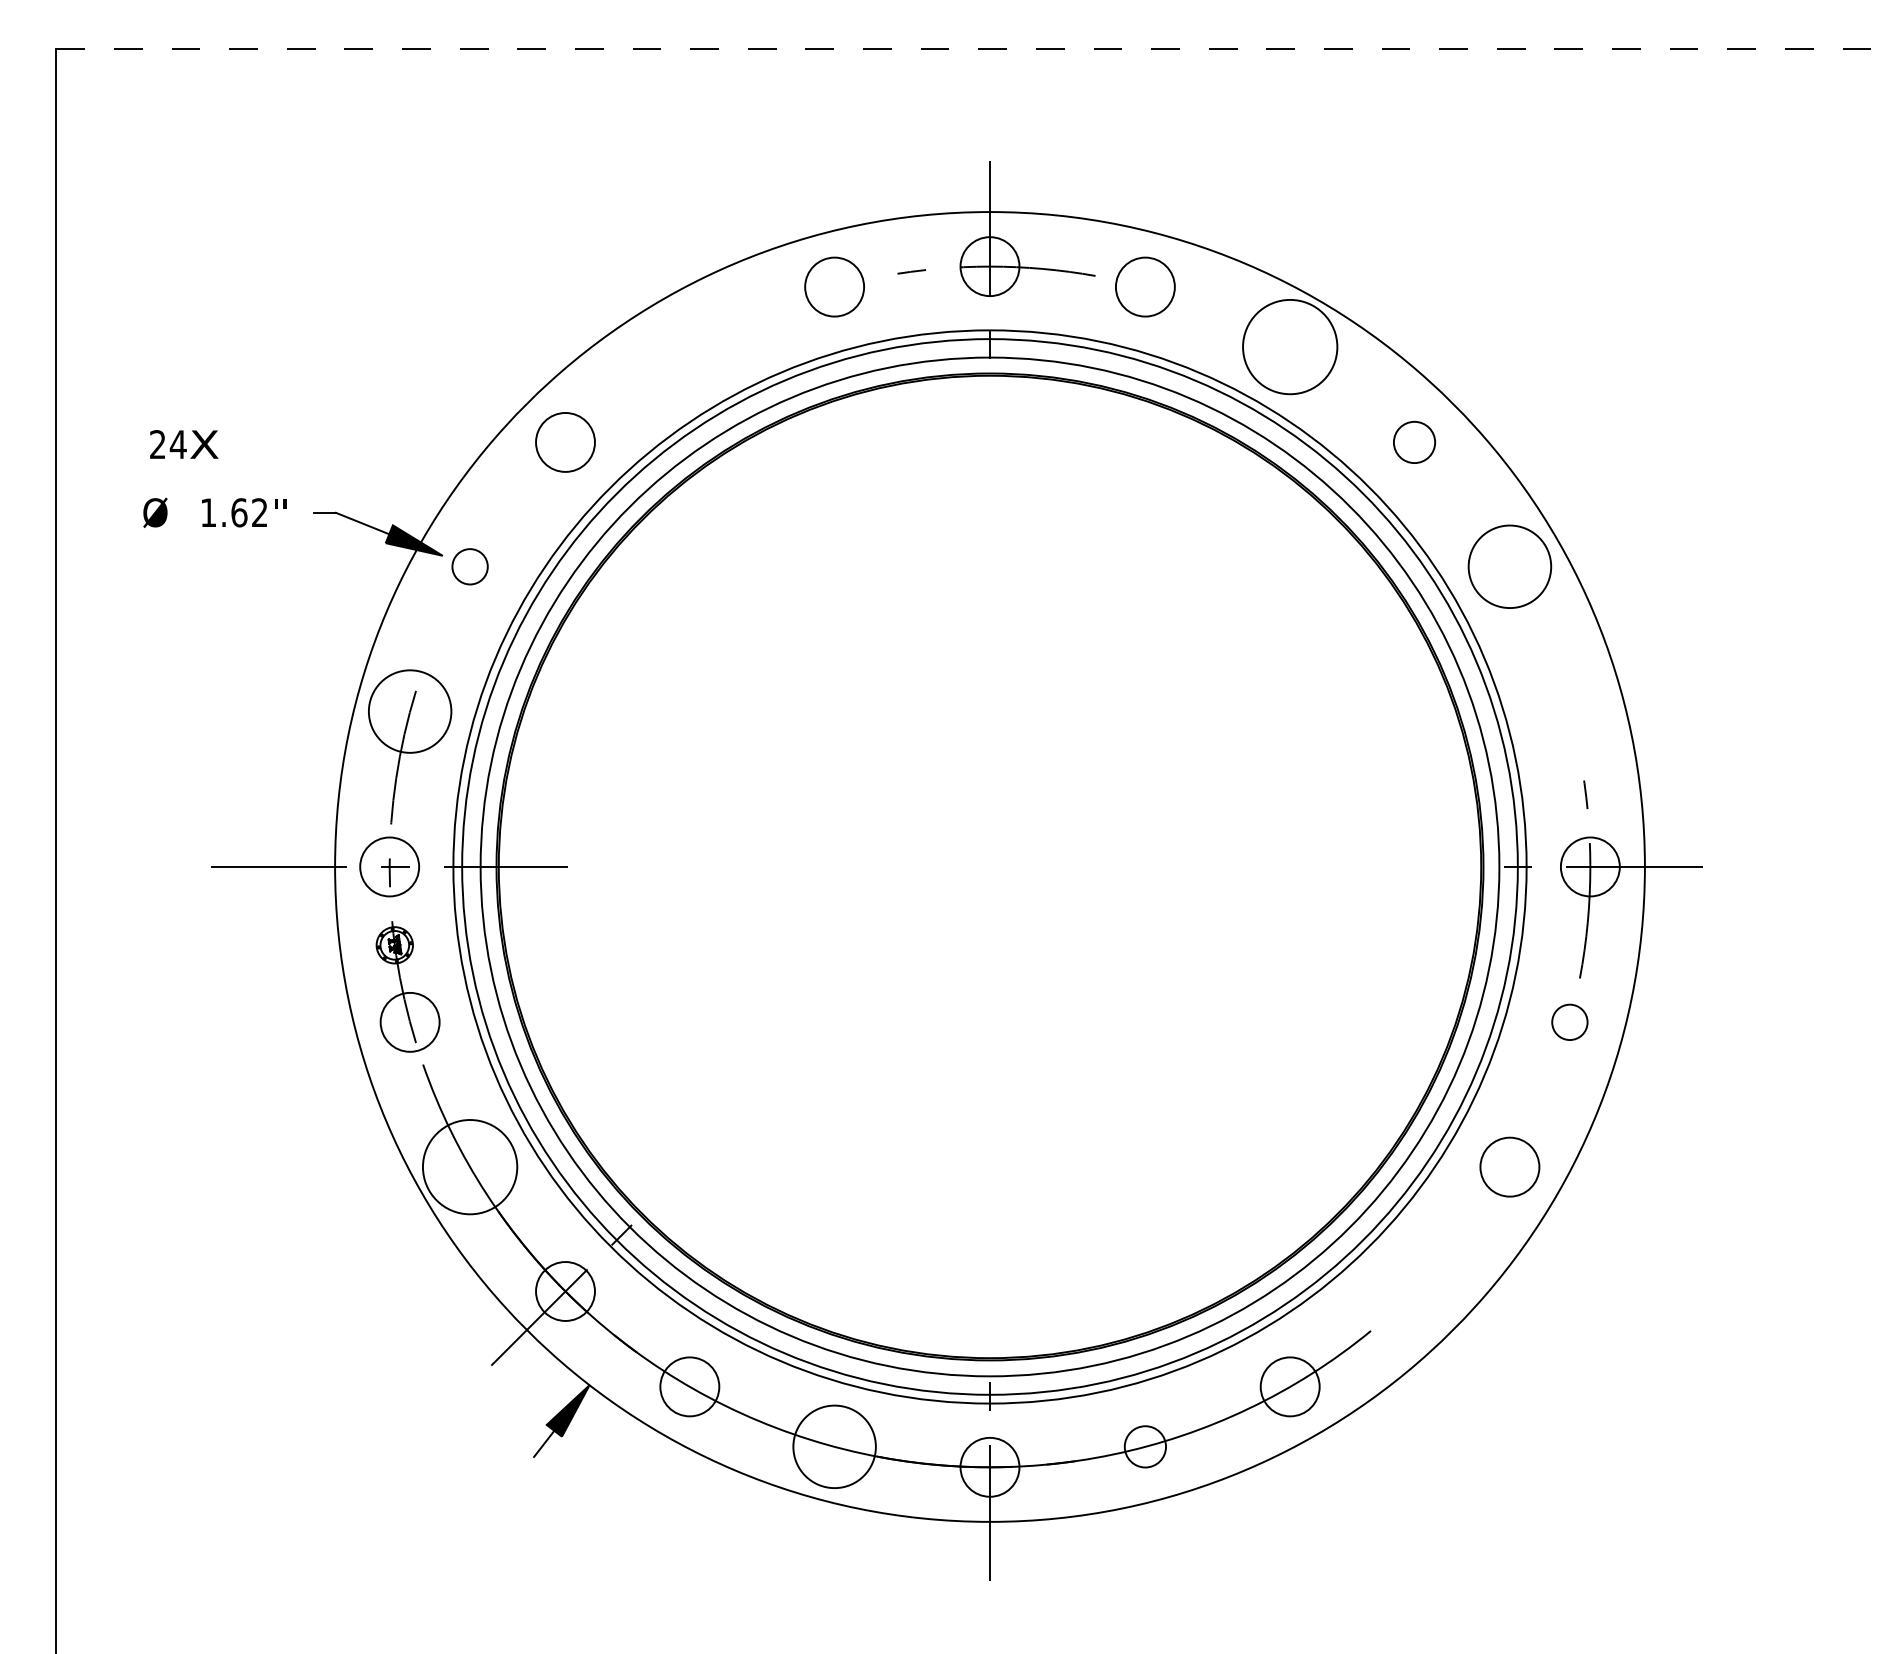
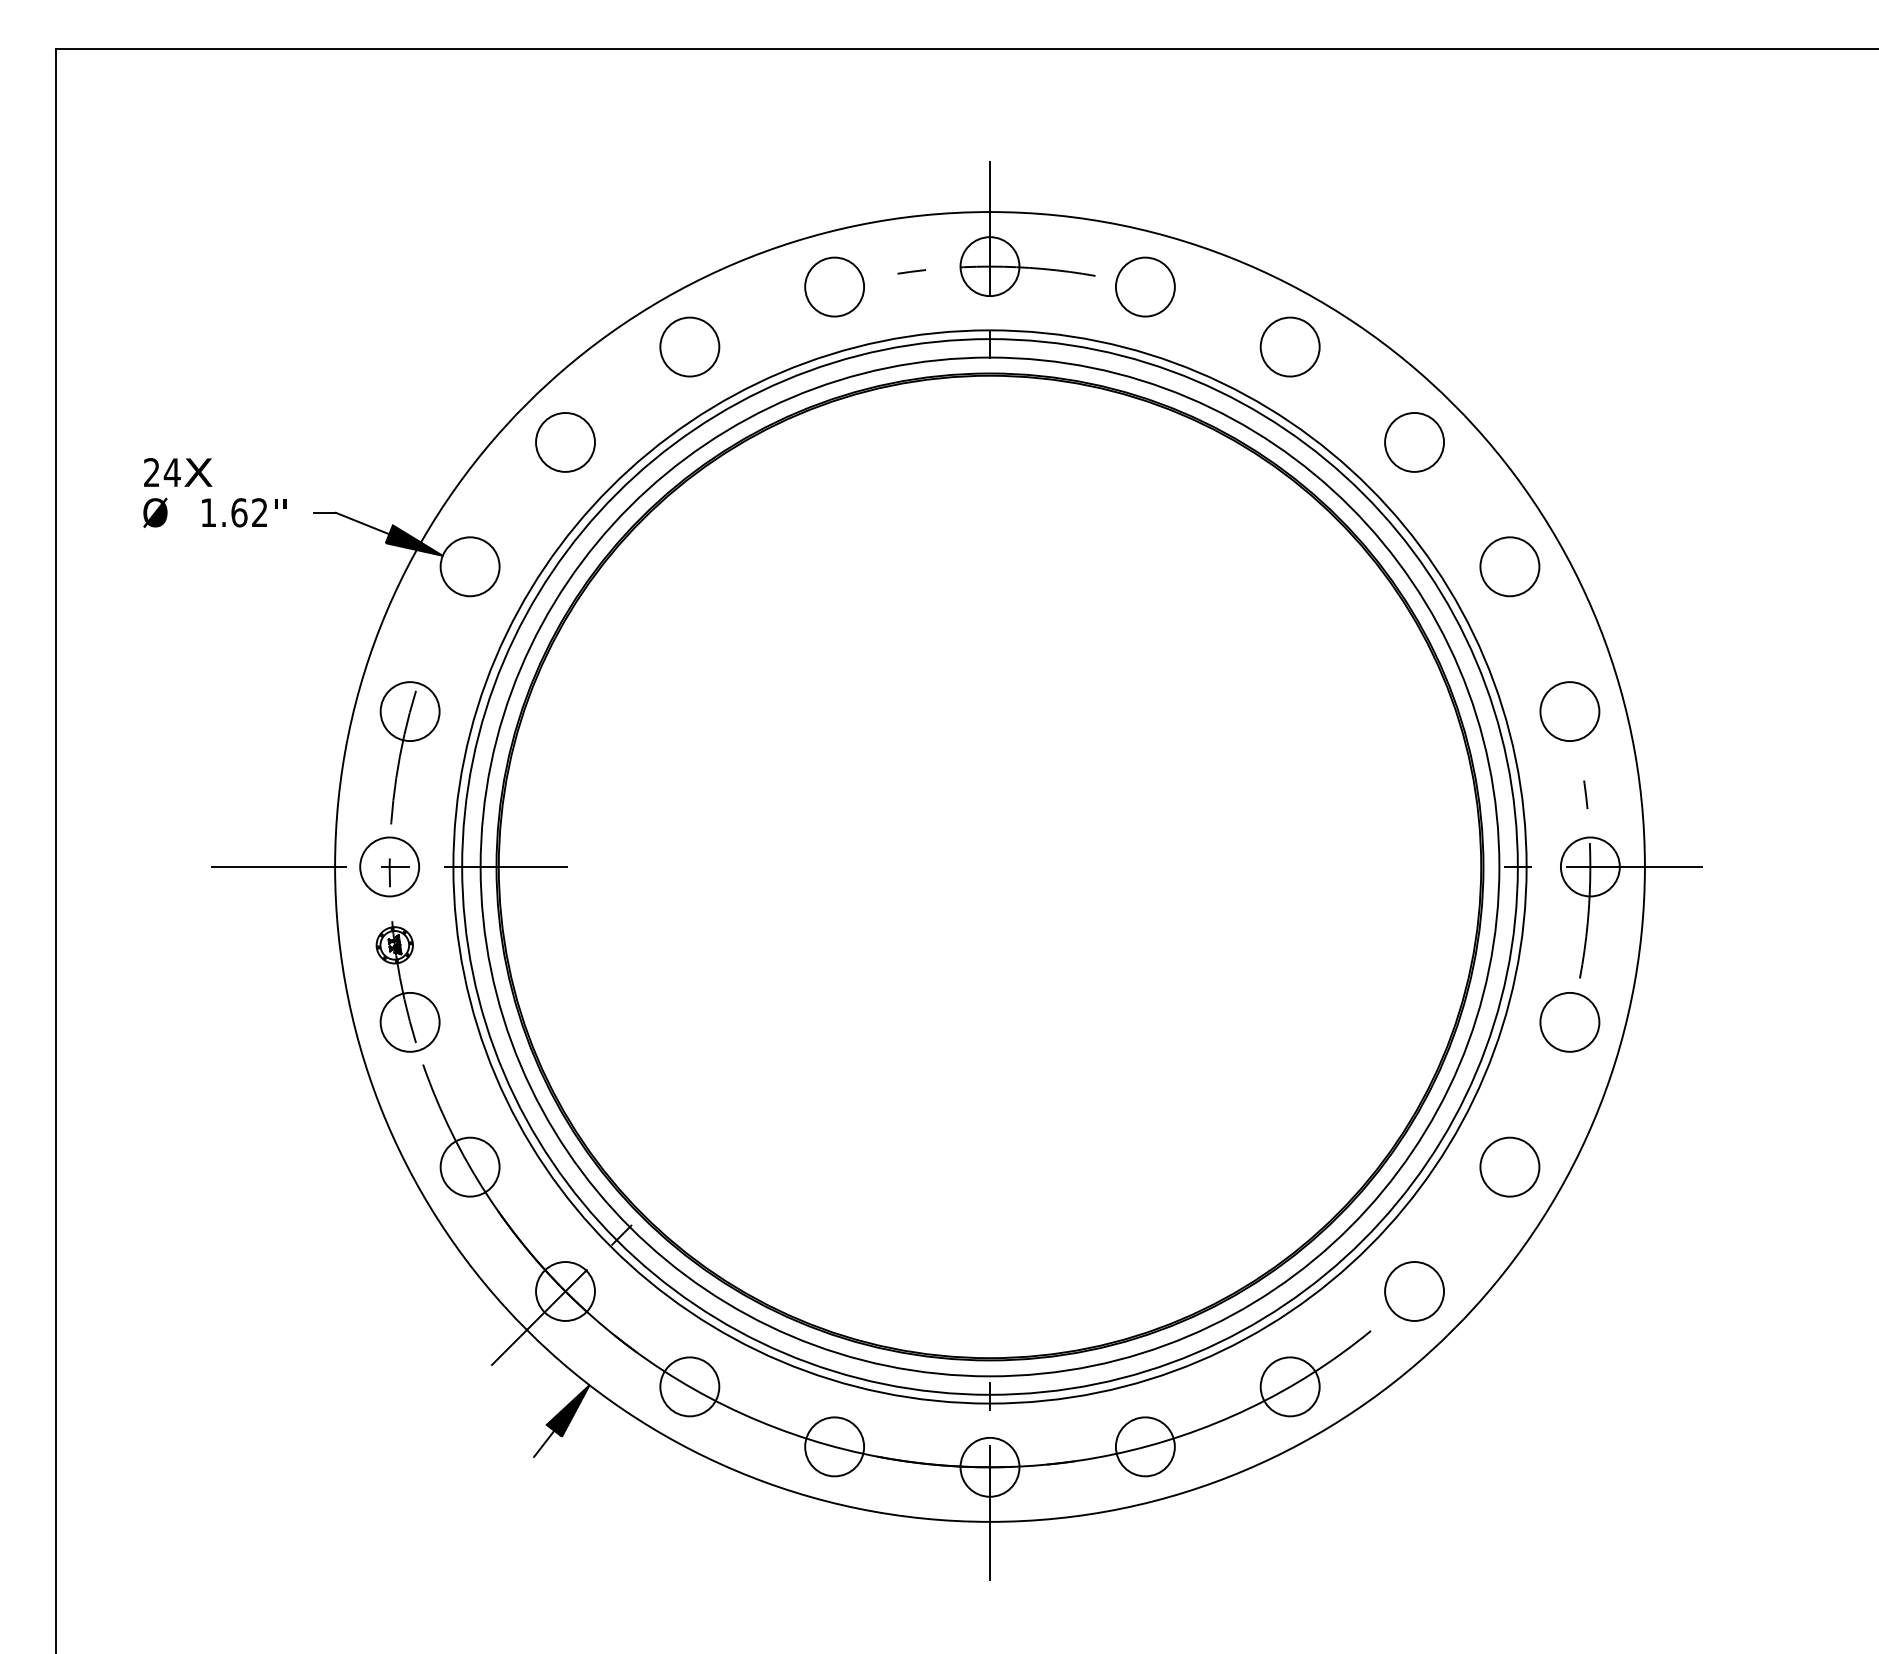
line: dashed -> solid (967, 49)
circle: none -> present (689, 346)
circle diameter: 94 px -> 59 px (1289, 346)
circle diameter: 41 px -> 59 px (1414, 441)
text position: (184, 444) -> (178, 472) (178, 472)
circle diameter: 35 px -> 59 px (469, 566)
circle diameter: 83 px -> 59 px (1509, 566)
circle diameter: 83 px -> 59 px (409, 711)
circle: none -> present (1569, 711)
circle diameter: 35 px -> 59 px (1569, 1021)
circle diameter: 94 px -> 59 px (469, 1166)
circle: none -> present (1414, 1291)
circle diameter: 83 px -> 59 px (834, 1446)
circle diameter: 41 px -> 59 px (1144, 1446)
